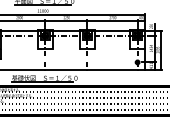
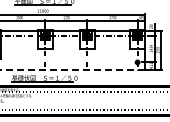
line: solid -> dashed (72, 70)
line: present -> none (84, 98)
line: present -> none (84, 104)
